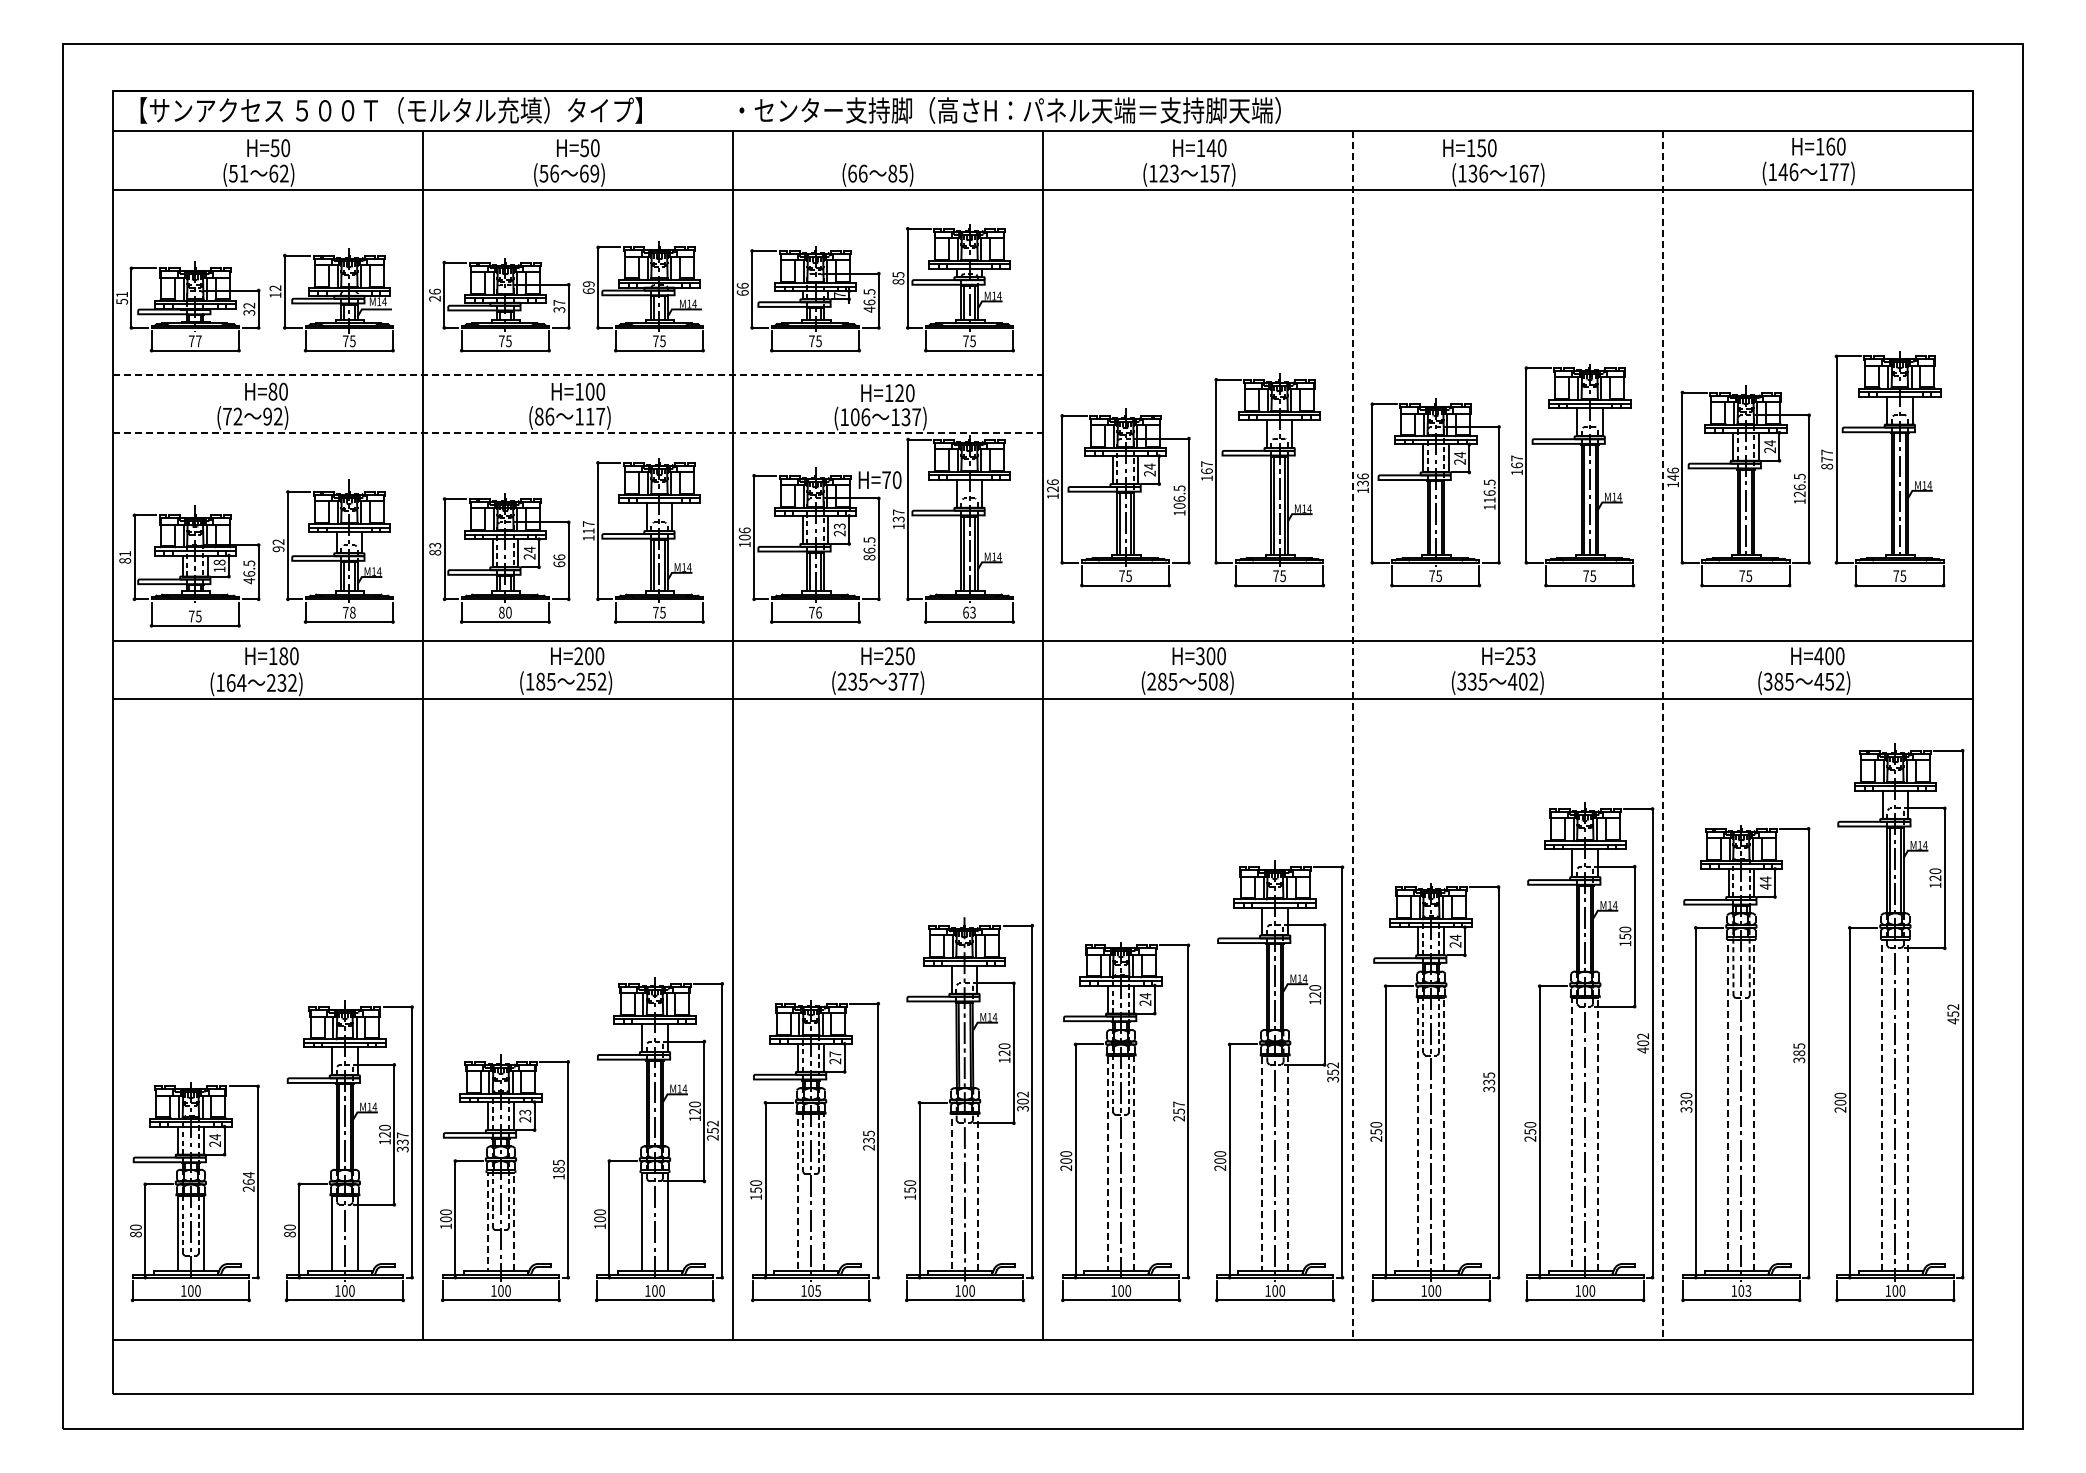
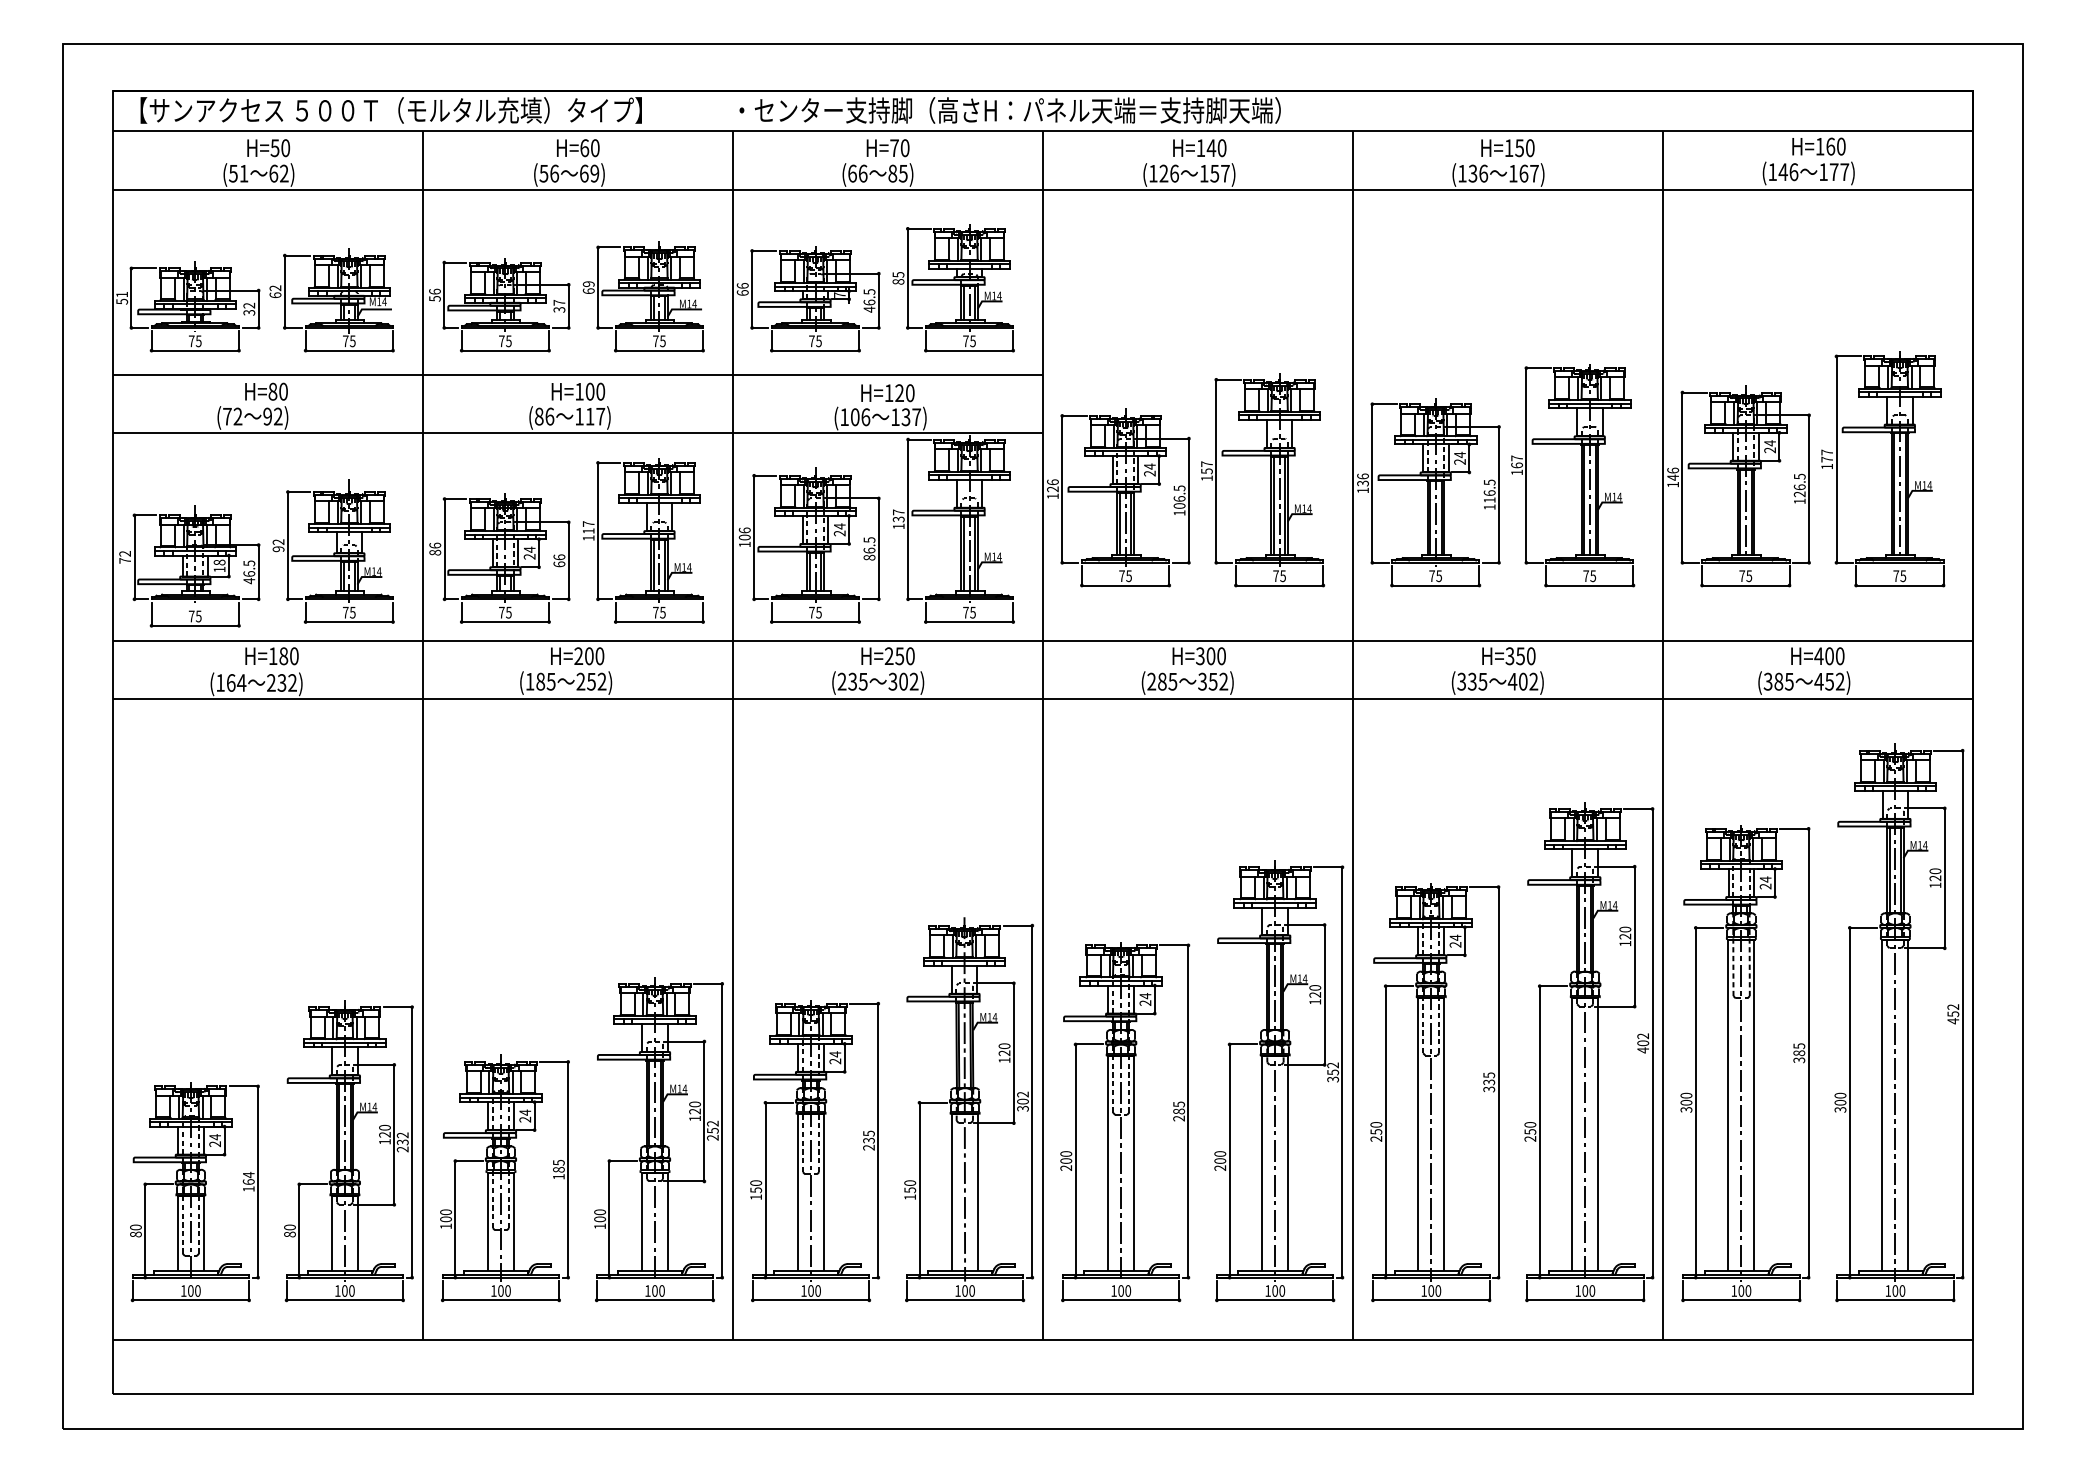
text: H=50 -> H=60 (584, 148)
text position: (1469, 148) -> (1507, 148) (1507, 148)
text: (123 -> (126 (1174, 173)
text: 12 -> 62 (275, 295)
text: 26 -> 56 (434, 298)
text: 77 -> 75 (198, 341)
line: dashed -> solid (578, 375)
line: dashed -> solid (578, 433)
text: 877 -> 177 (1827, 466)
text: 167 -> 157 (1206, 471)
text position: (879, 480) -> (887, 148) (887, 148)
text: 23 -> 24 (839, 526)
text: 83 -> 86 (435, 545)
text: 81 -> 72 (125, 557)
text: 78 -> 75 (352, 612)
text: 80 -> 75 (505, 612)
text: 76 -> 75 (818, 612)
text: 63 -> 75 (969, 612)
text: H=253 -> H=350 (1520, 656)
text: 377) -> 302) (908, 681)
text: 508) -> 352) (1213, 681)
line: dashed -> solid (1353, 736)
line: dashed -> solid (1663, 736)
text: 44 -> 24 (1765, 886)
text: 150 -> 120 (1625, 936)
line: dashed -> solid (1741, 939)
line: dashed -> solid (1895, 939)
line: dashed -> solid (1431, 997)
line: dashed -> solid (1585, 997)
text: 27 -> 24 (835, 1054)
line: dashed -> solid (1121, 1056)
line: dashed -> solid (1275, 1056)
text: 330 -> 300 (1686, 1102)
text: 257 -> 285 (1179, 1107)
text: 200 -> 300 (1841, 1109)
text: 23 -> 24 (525, 1112)
line: dashed -> solid (811, 1114)
line: dashed -> solid (965, 1114)
text: 337 -> 232 (402, 1142)
line: dashed -> solid (500, 1172)
text: 264 -> 164 (248, 1188)
text: 105 -> 100 (817, 1290)
text: 103 -> 100 (1748, 1290)
